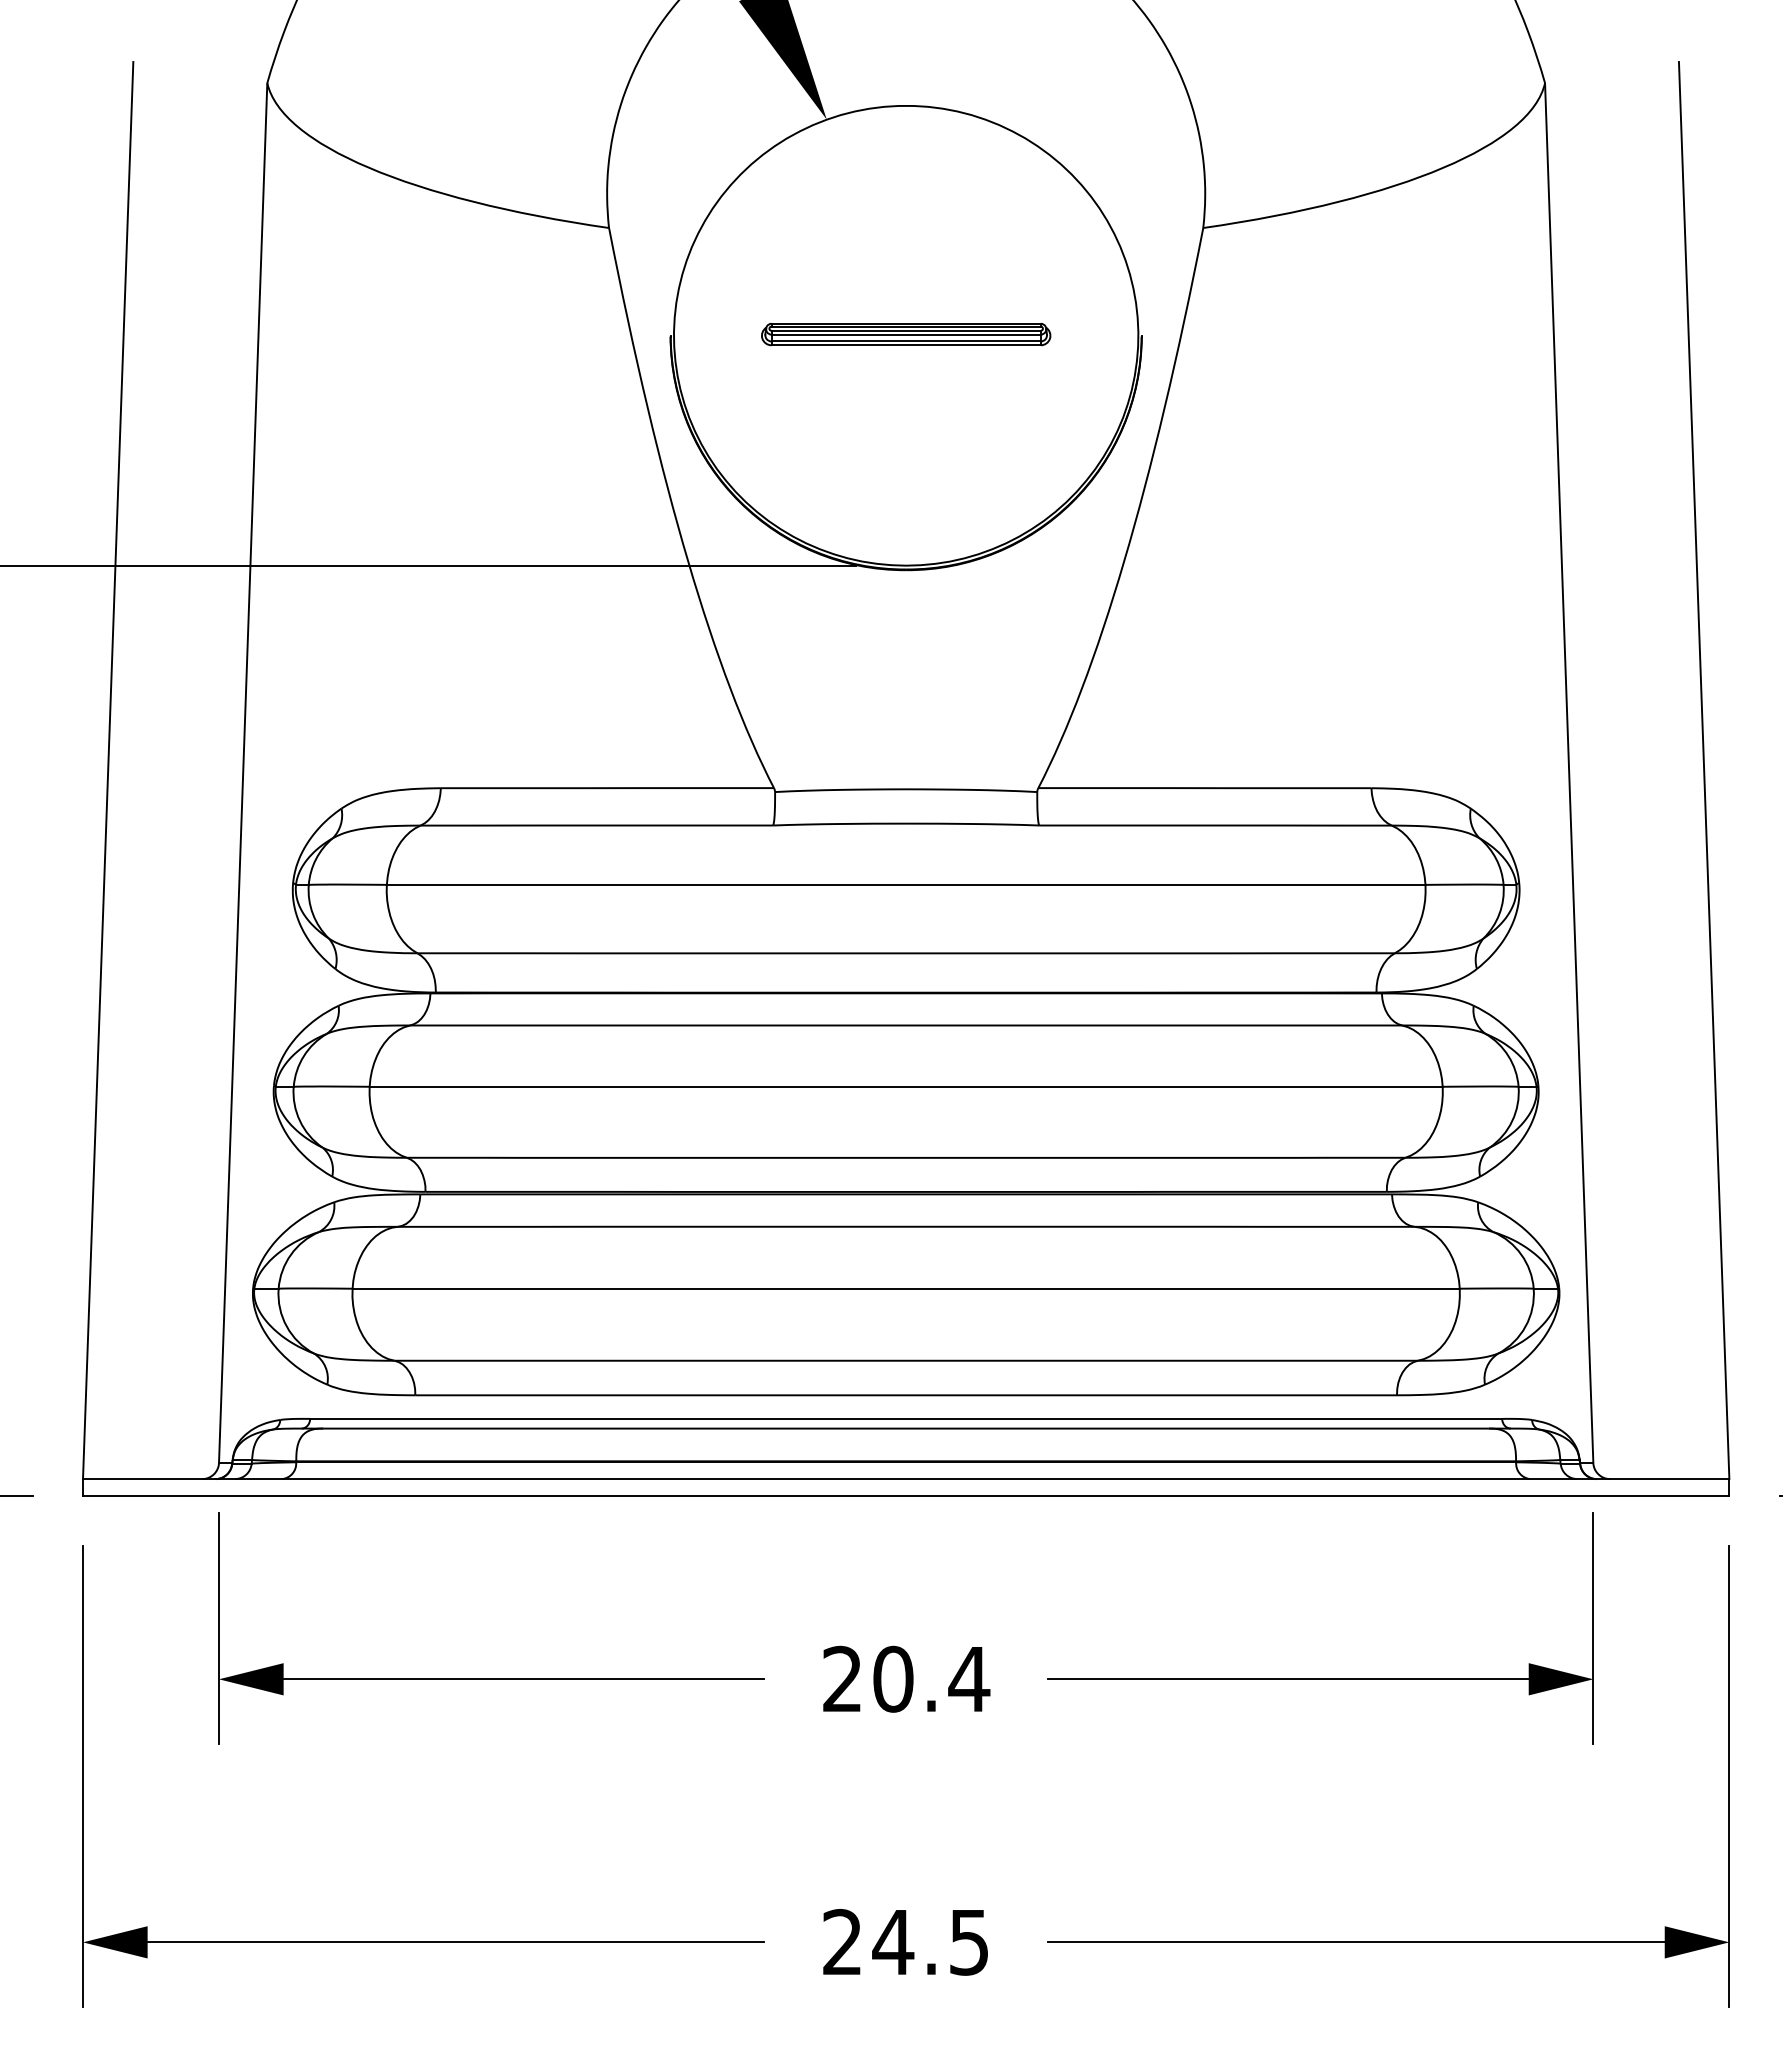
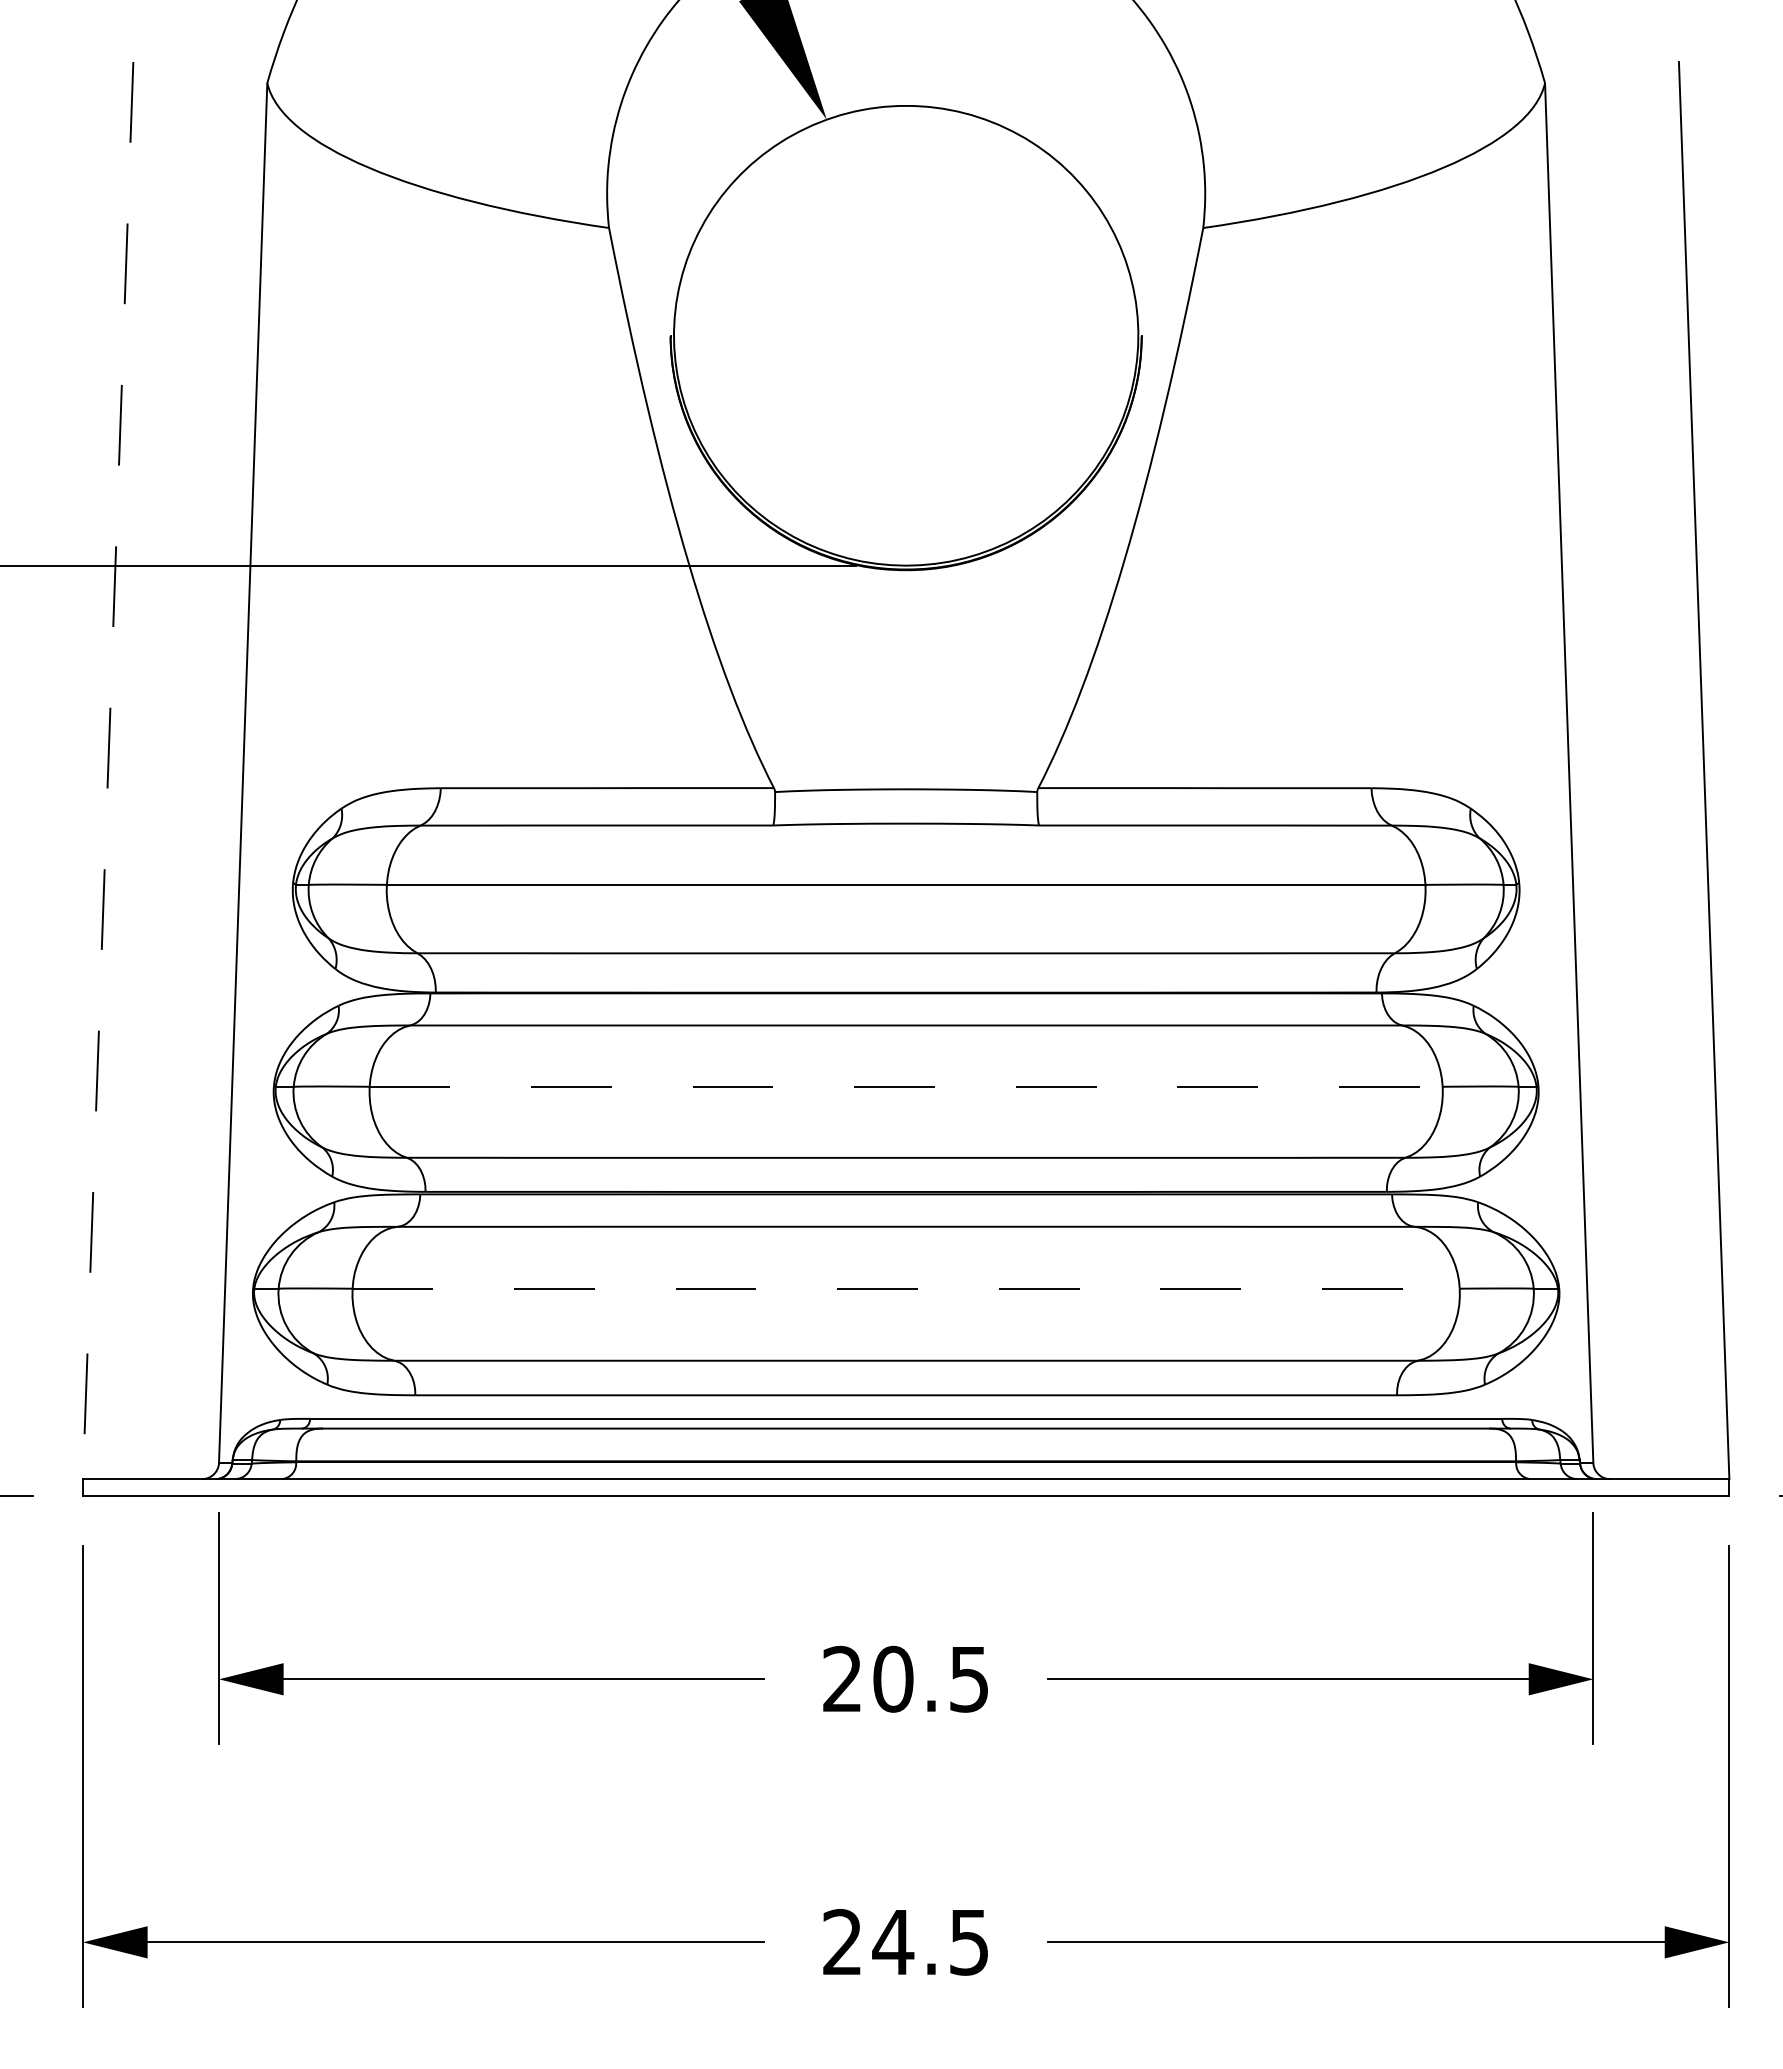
part: present -> none (906, 334)
line: solid -> dashed (108, 770)
line: solid -> dashed (906, 1086)
line: solid -> dashed (906, 1288)
text: 20.4 -> 20.5 (969, 1679)
